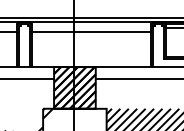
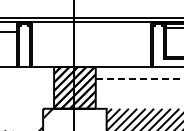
line: present -> none (90, 32)
line: present -> none (28, 79)
line: solid -> dashed (139, 79)
